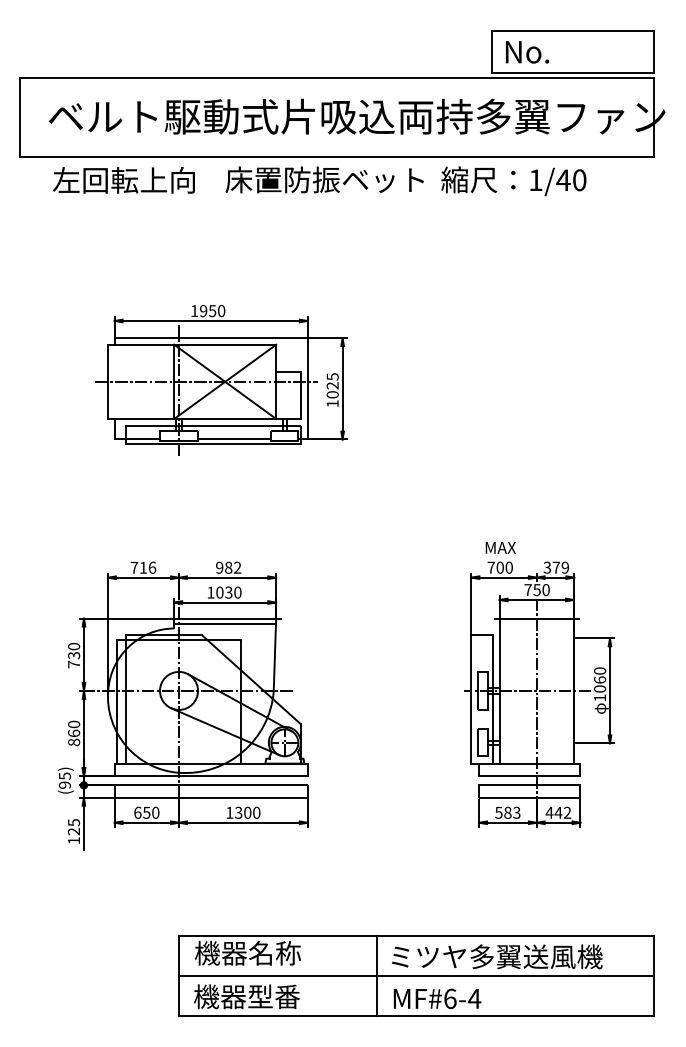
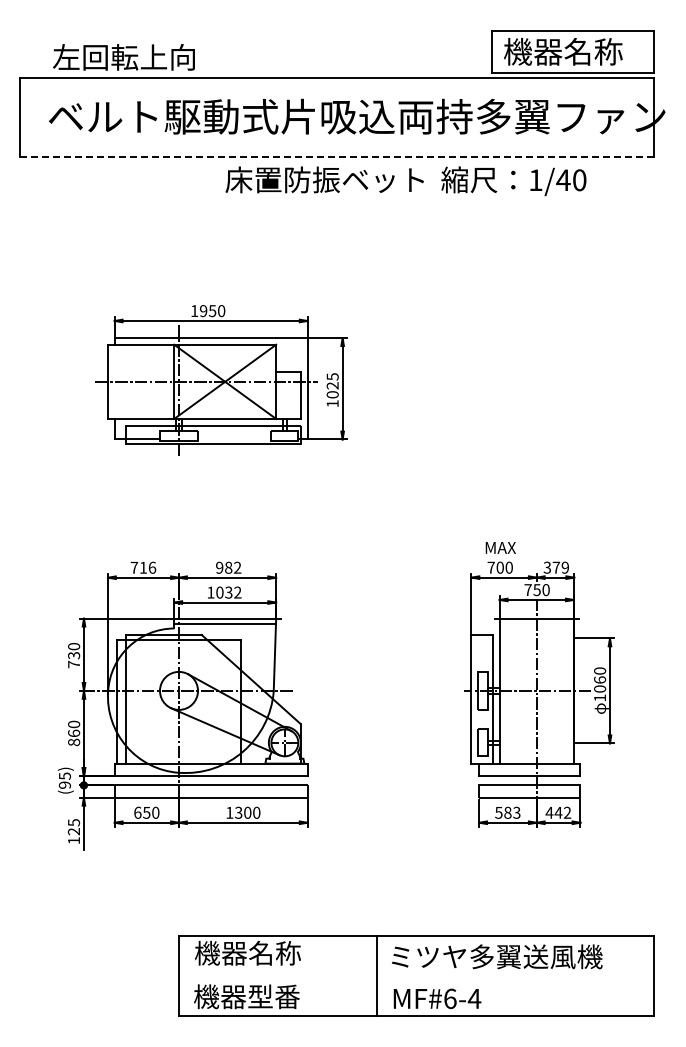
text: No. -> 機器名称 (563, 51)
line: solid -> dashed (337, 156)
text position: (123, 180) -> (123, 57) (123, 57)
line: present -> none (234, 439)
text: 1030 -> 1032 (237, 592)
line: present -> none (415, 976)
